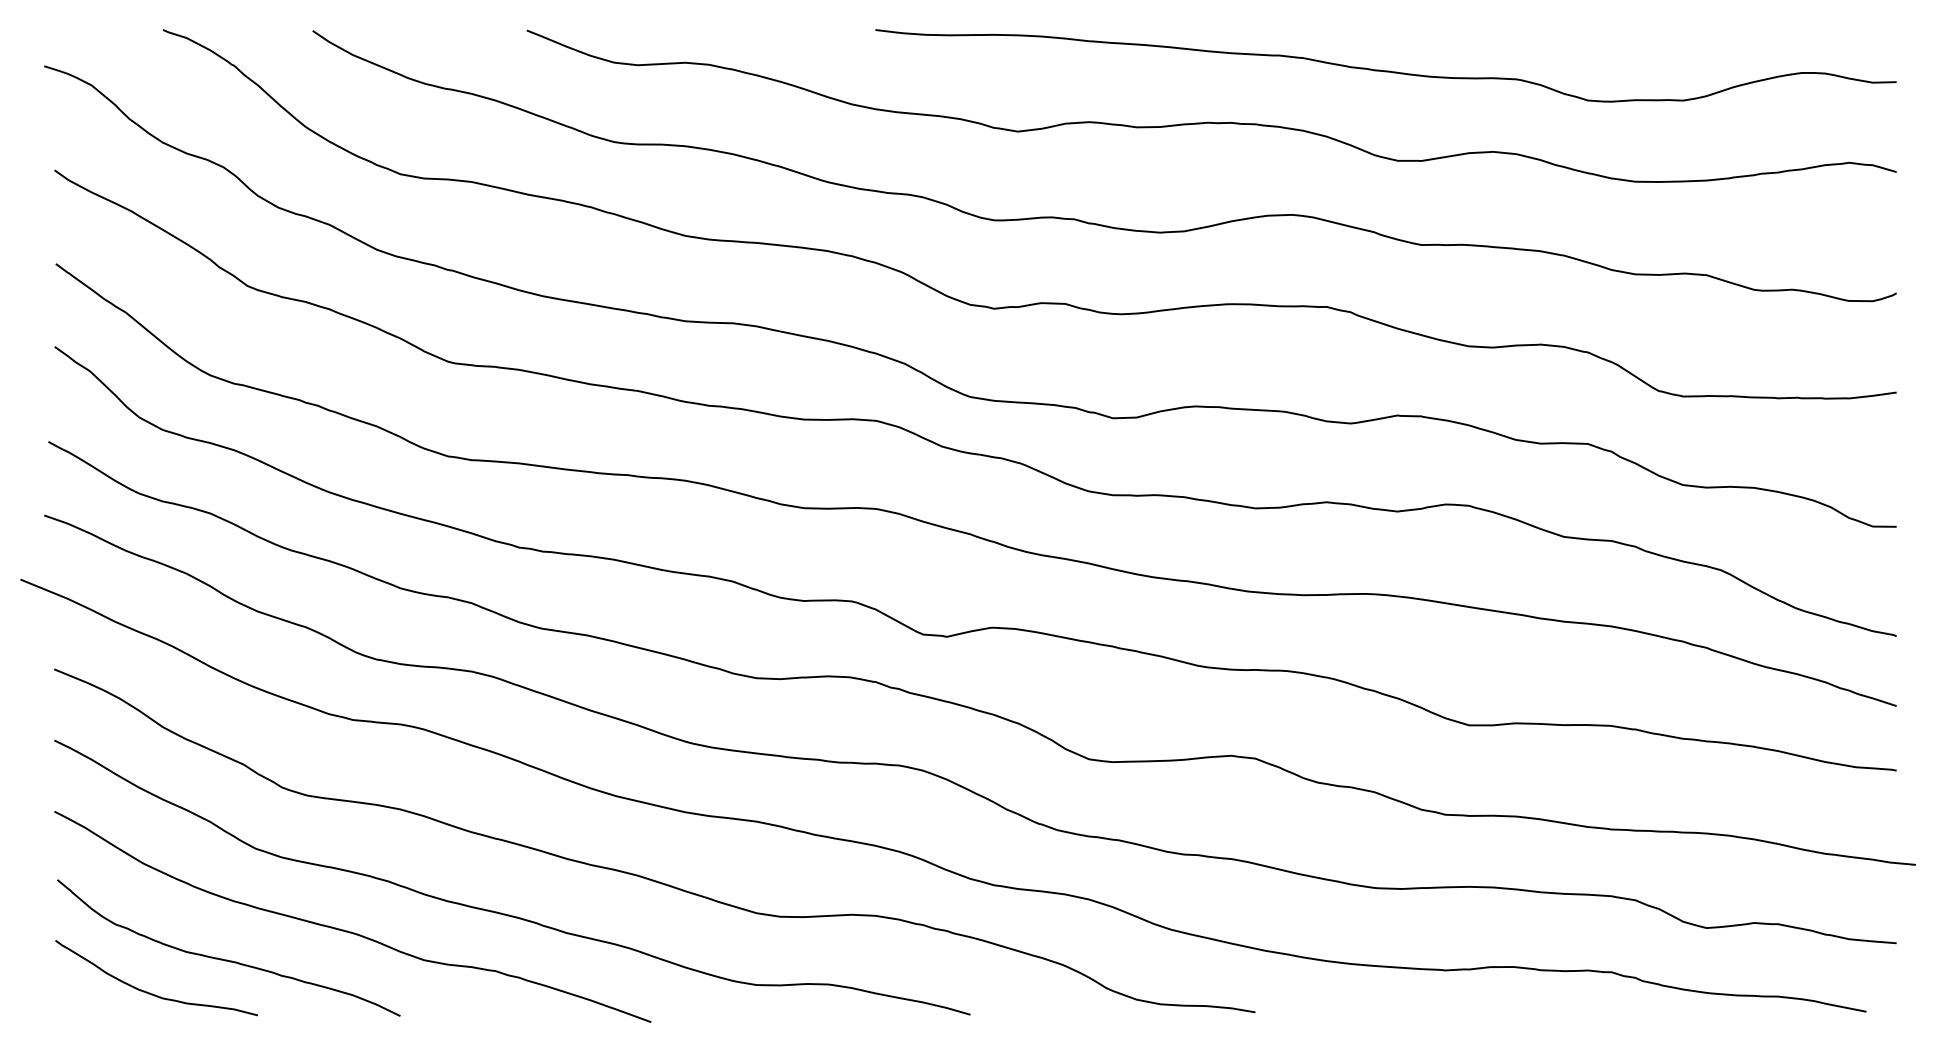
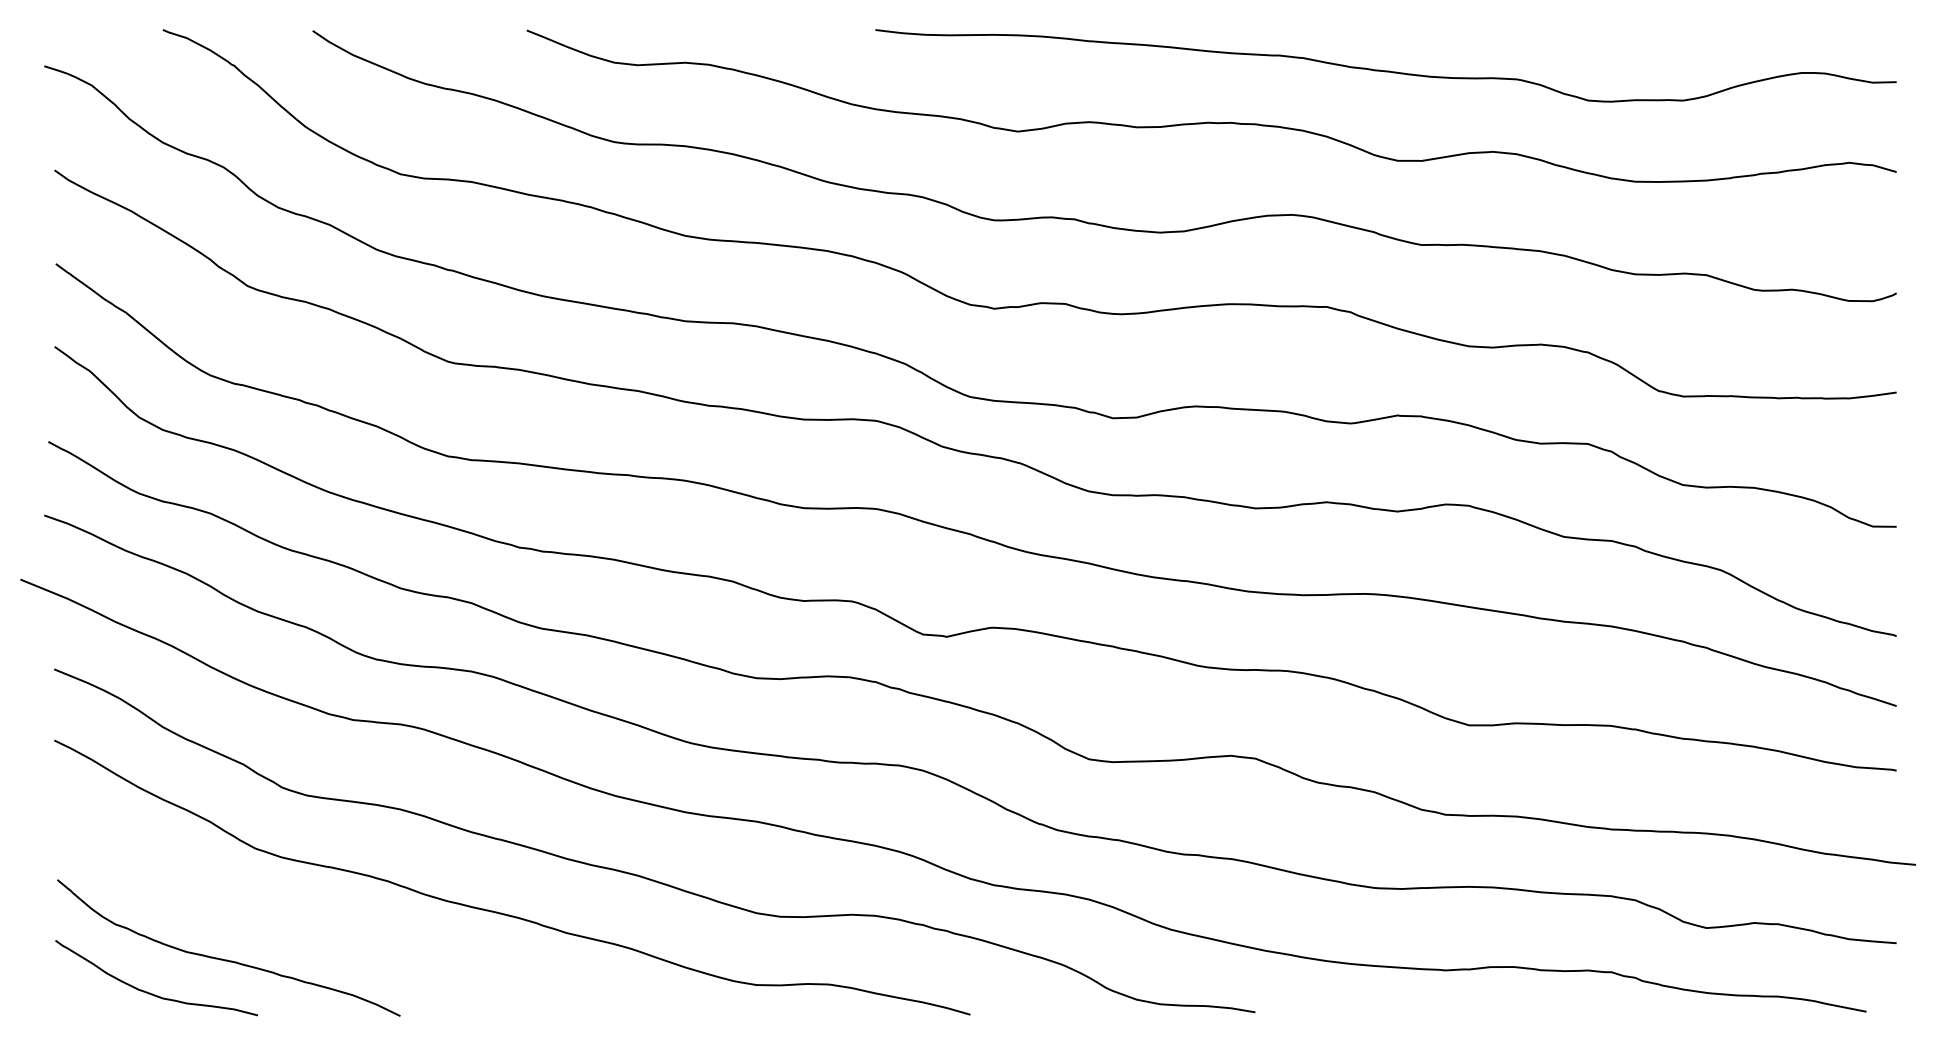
curve: present -> none (347, 930)
